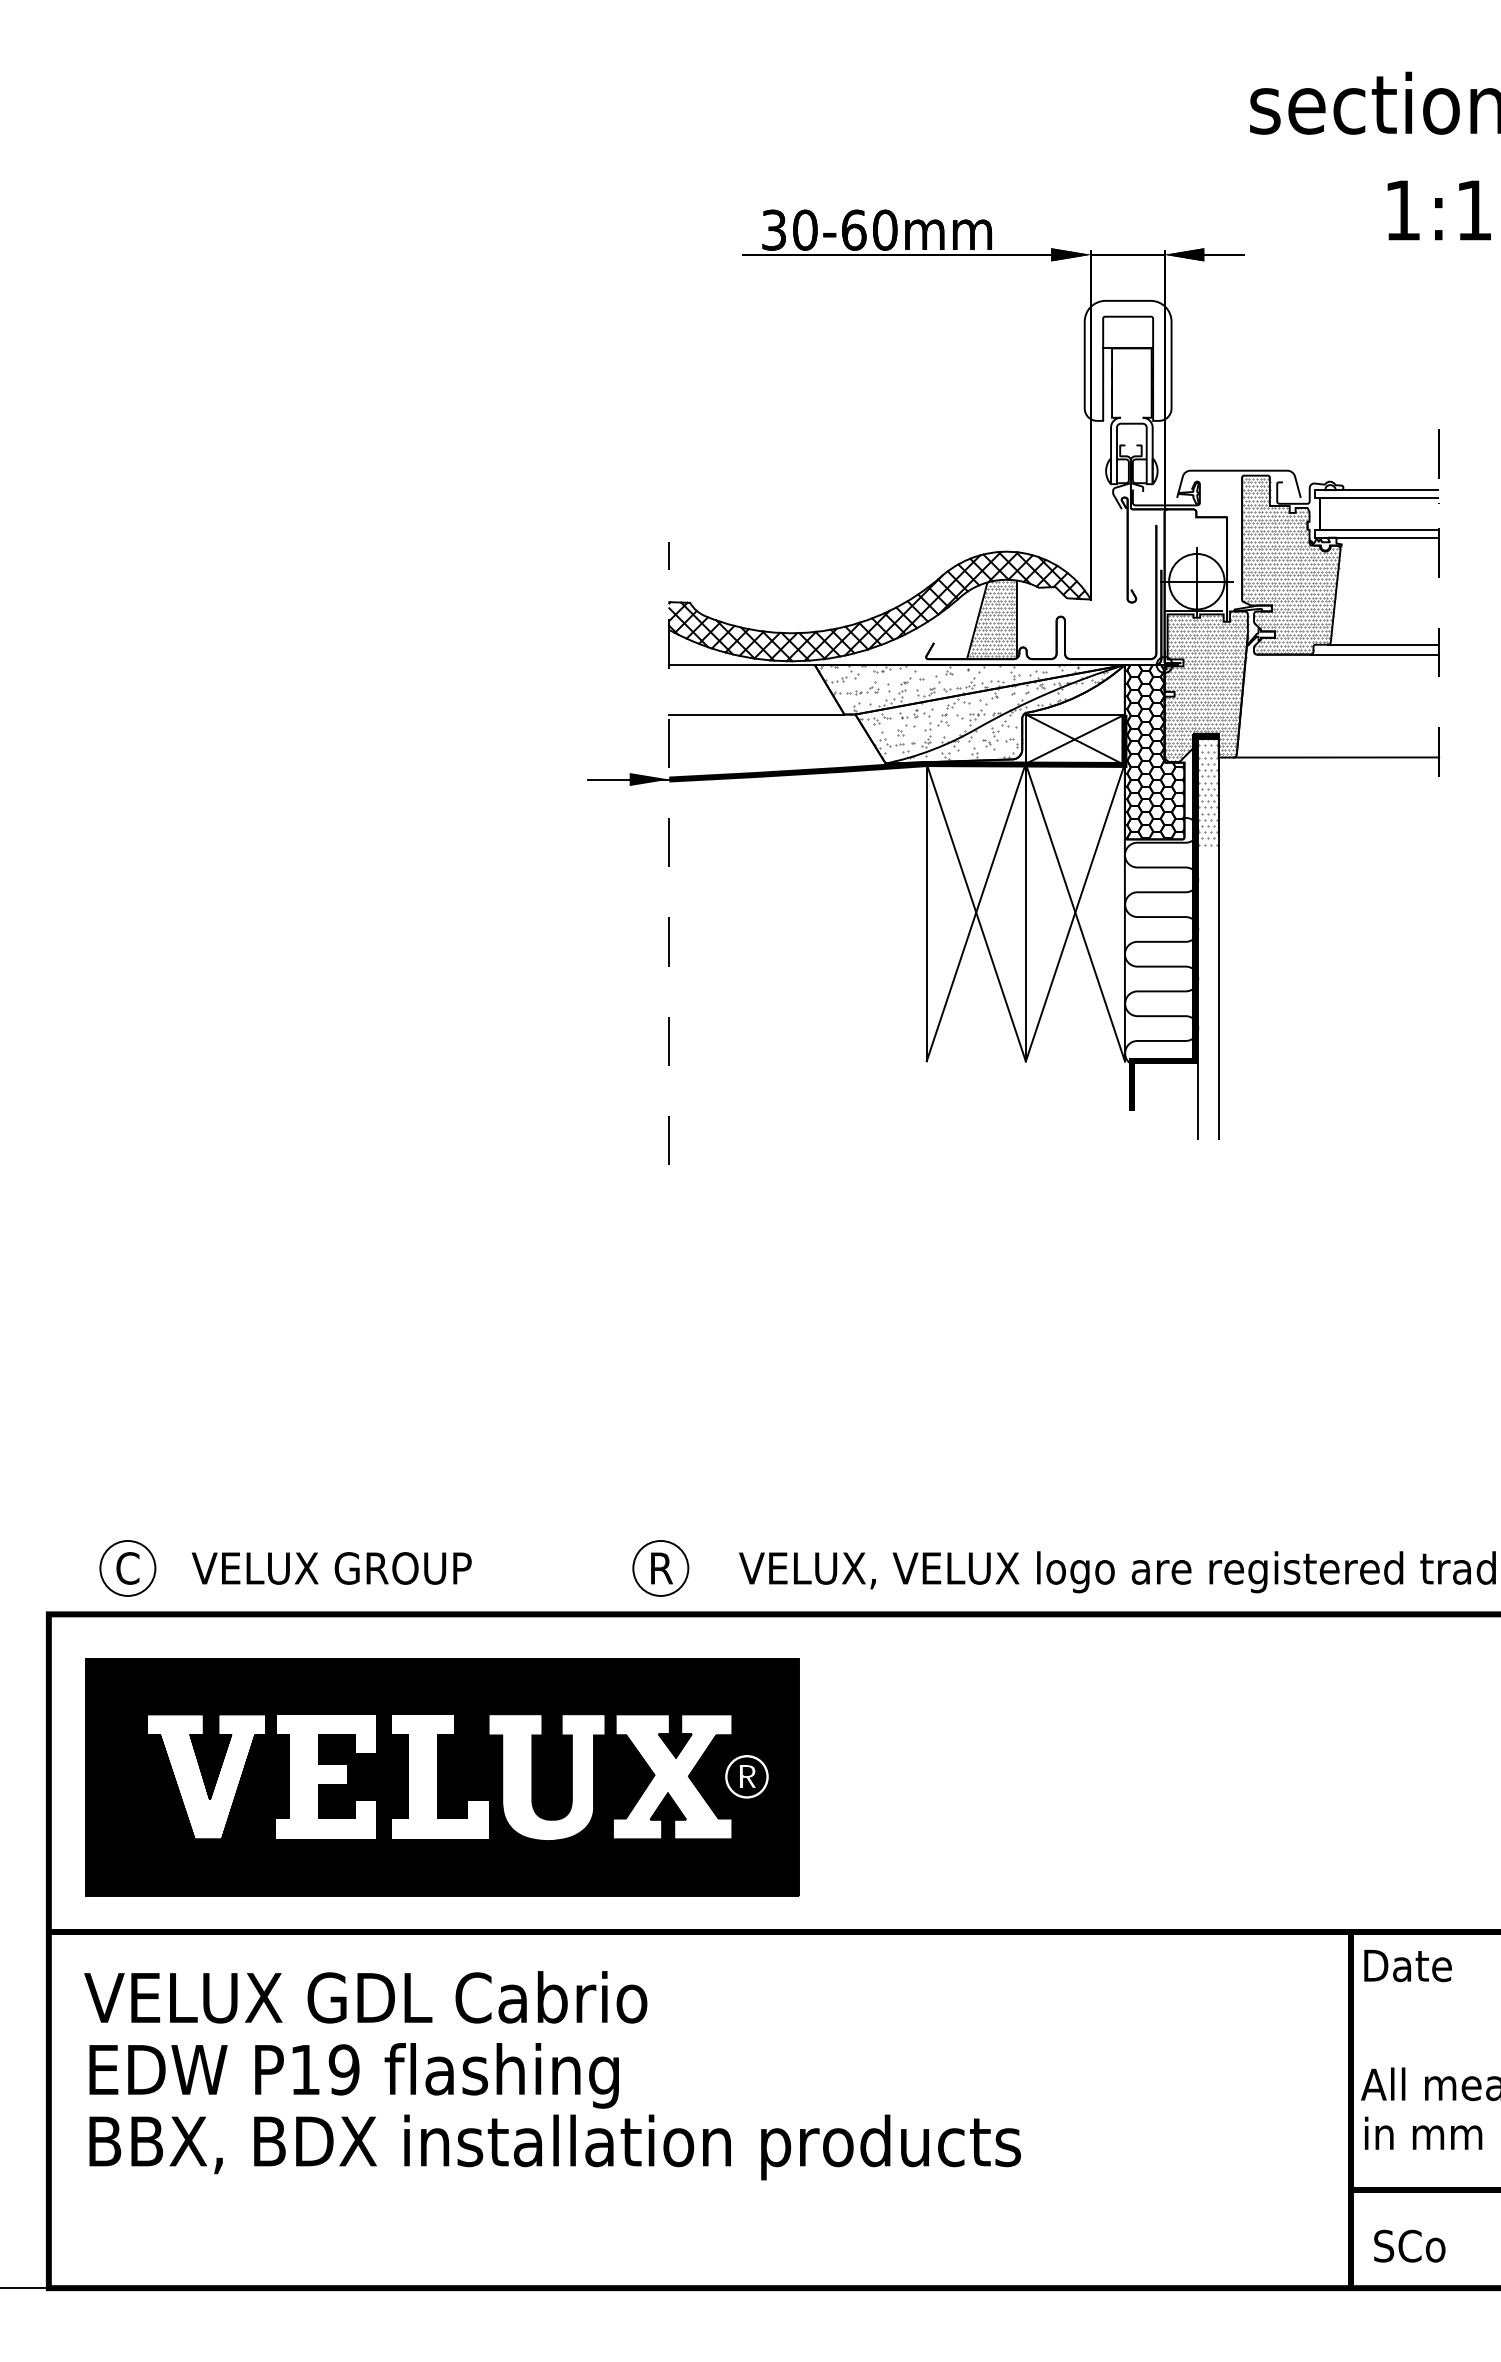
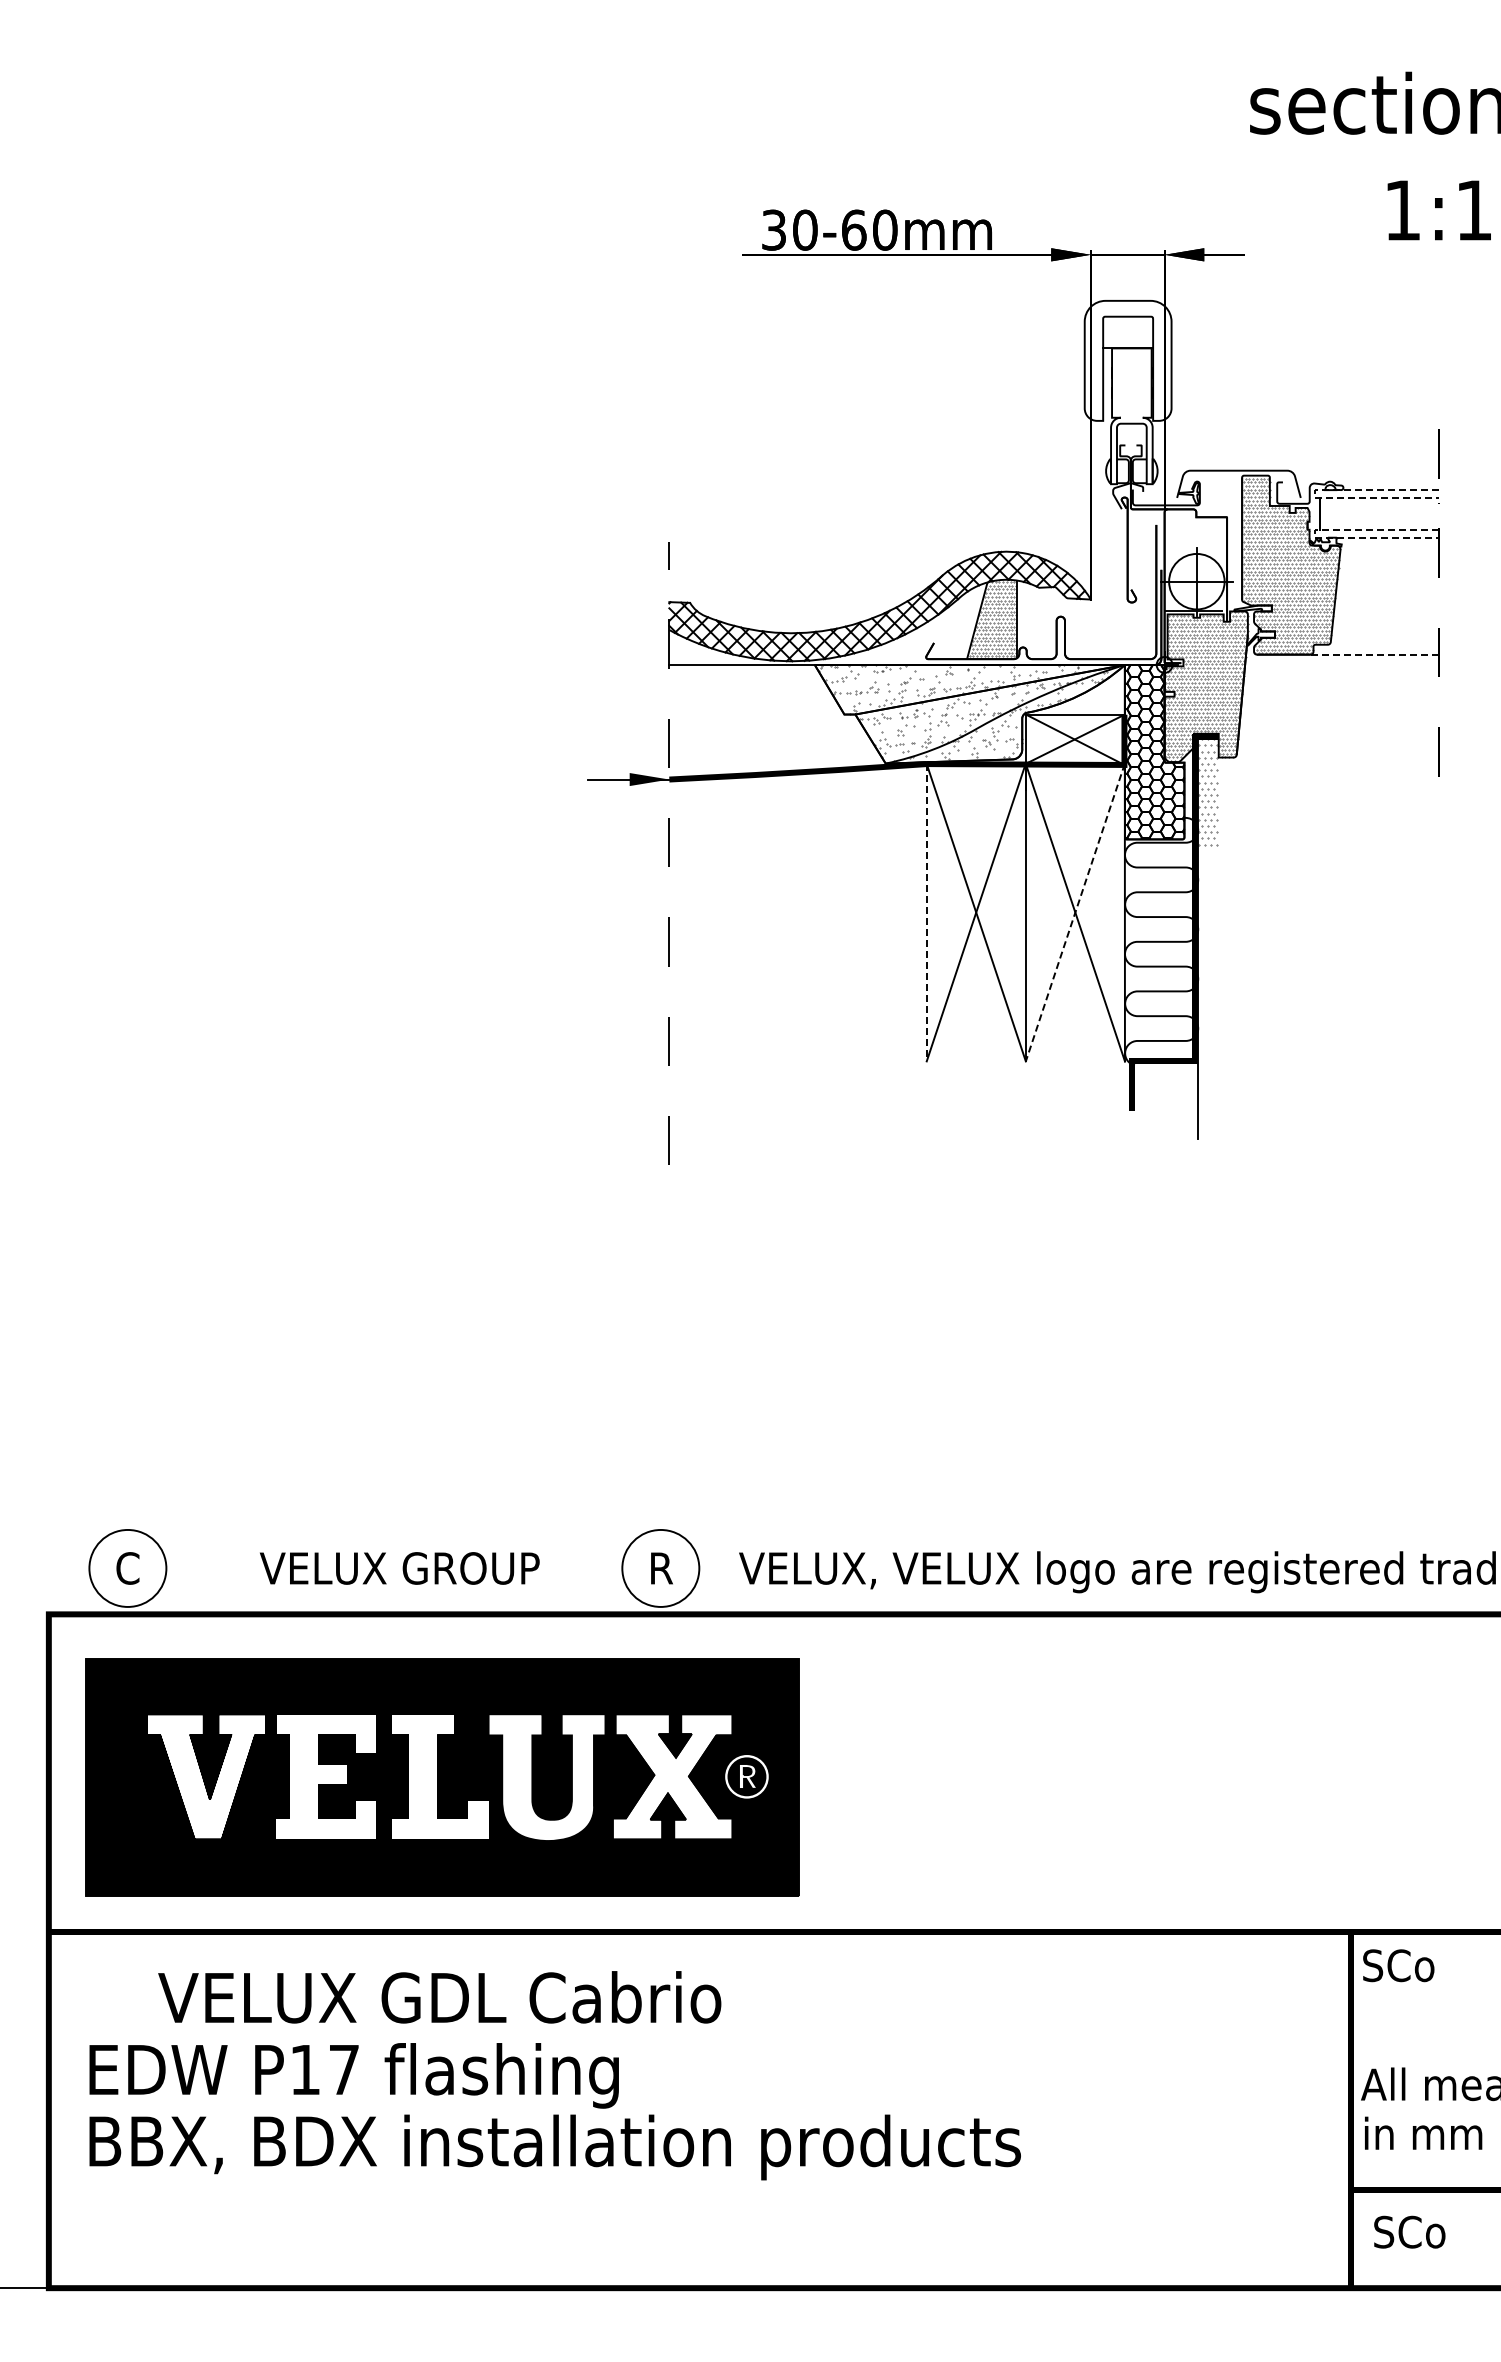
line: solid -> dashed (1315, 494)
line: solid -> dashed (1315, 533)
line: present -> none (1383, 644)
line: solid -> dashed (1374, 654)
line: present -> none (756, 714)
line: present -> none (1336, 757)
line: solid -> dashed (926, 912)
line: solid -> dashed (1075, 912)
line: present -> none (1218, 936)
circle diameter: 55 px -> 77 px (127, 1567)
circle diameter: 55 px -> 77 px (660, 1567)
text position: (331, 1568) -> (399, 1568) (399, 1568)
text: Date -> SCo (1407, 1965)
text position: (365, 1997) -> (439, 1997) (439, 1997)
text: P19 -> P17 (343, 2069)
text position: (1409, 2245) -> (1409, 2231) (1409, 2231)
